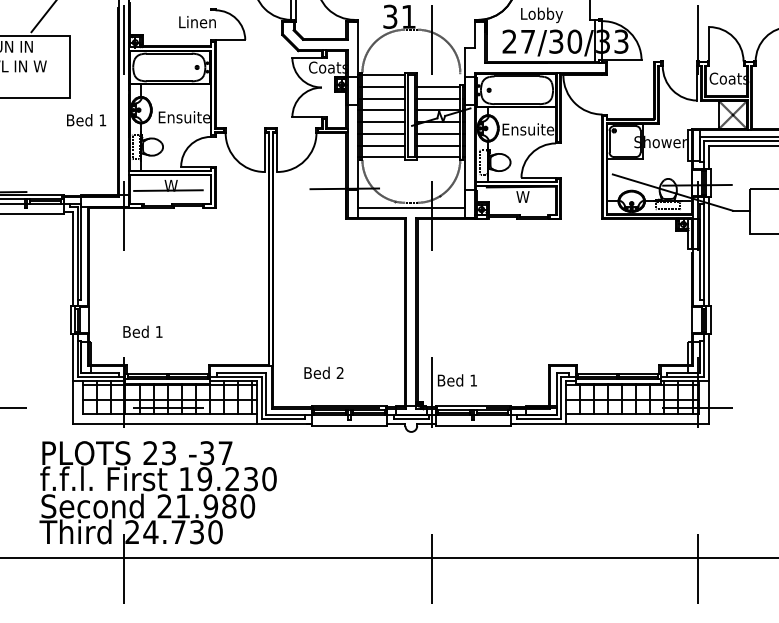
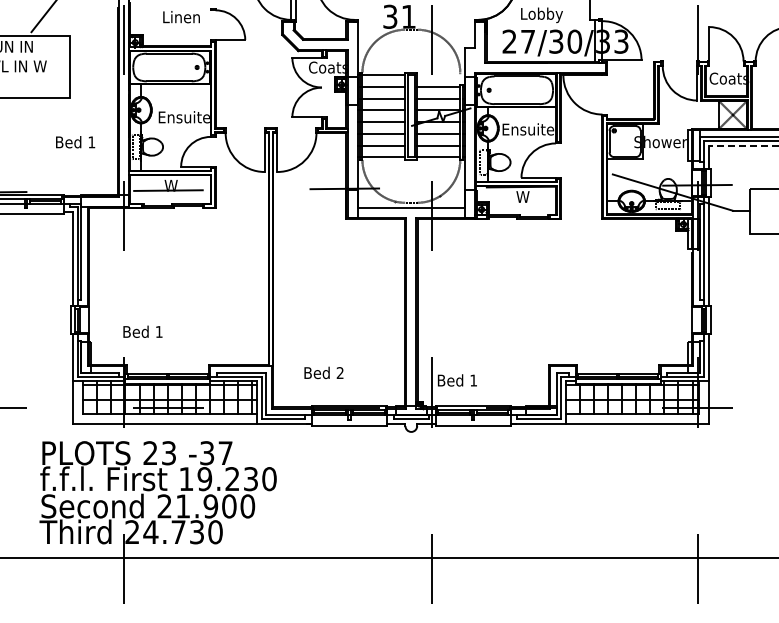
text position: (197, 22) -> (181, 17) (181, 17)
text position: (86, 120) -> (75, 142) (75, 142)
line: solid -> dashed (743, 145)
text: 21.980 -> 21.900 (229, 506)
